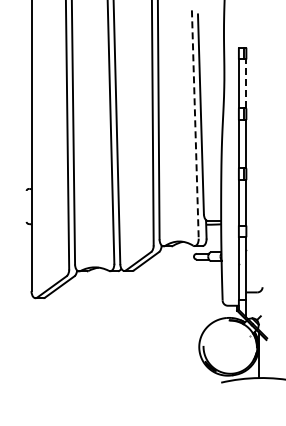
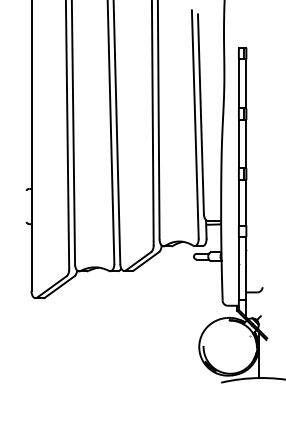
line: dashed -> solid (246, 83)
line: dashed -> solid (195, 125)
